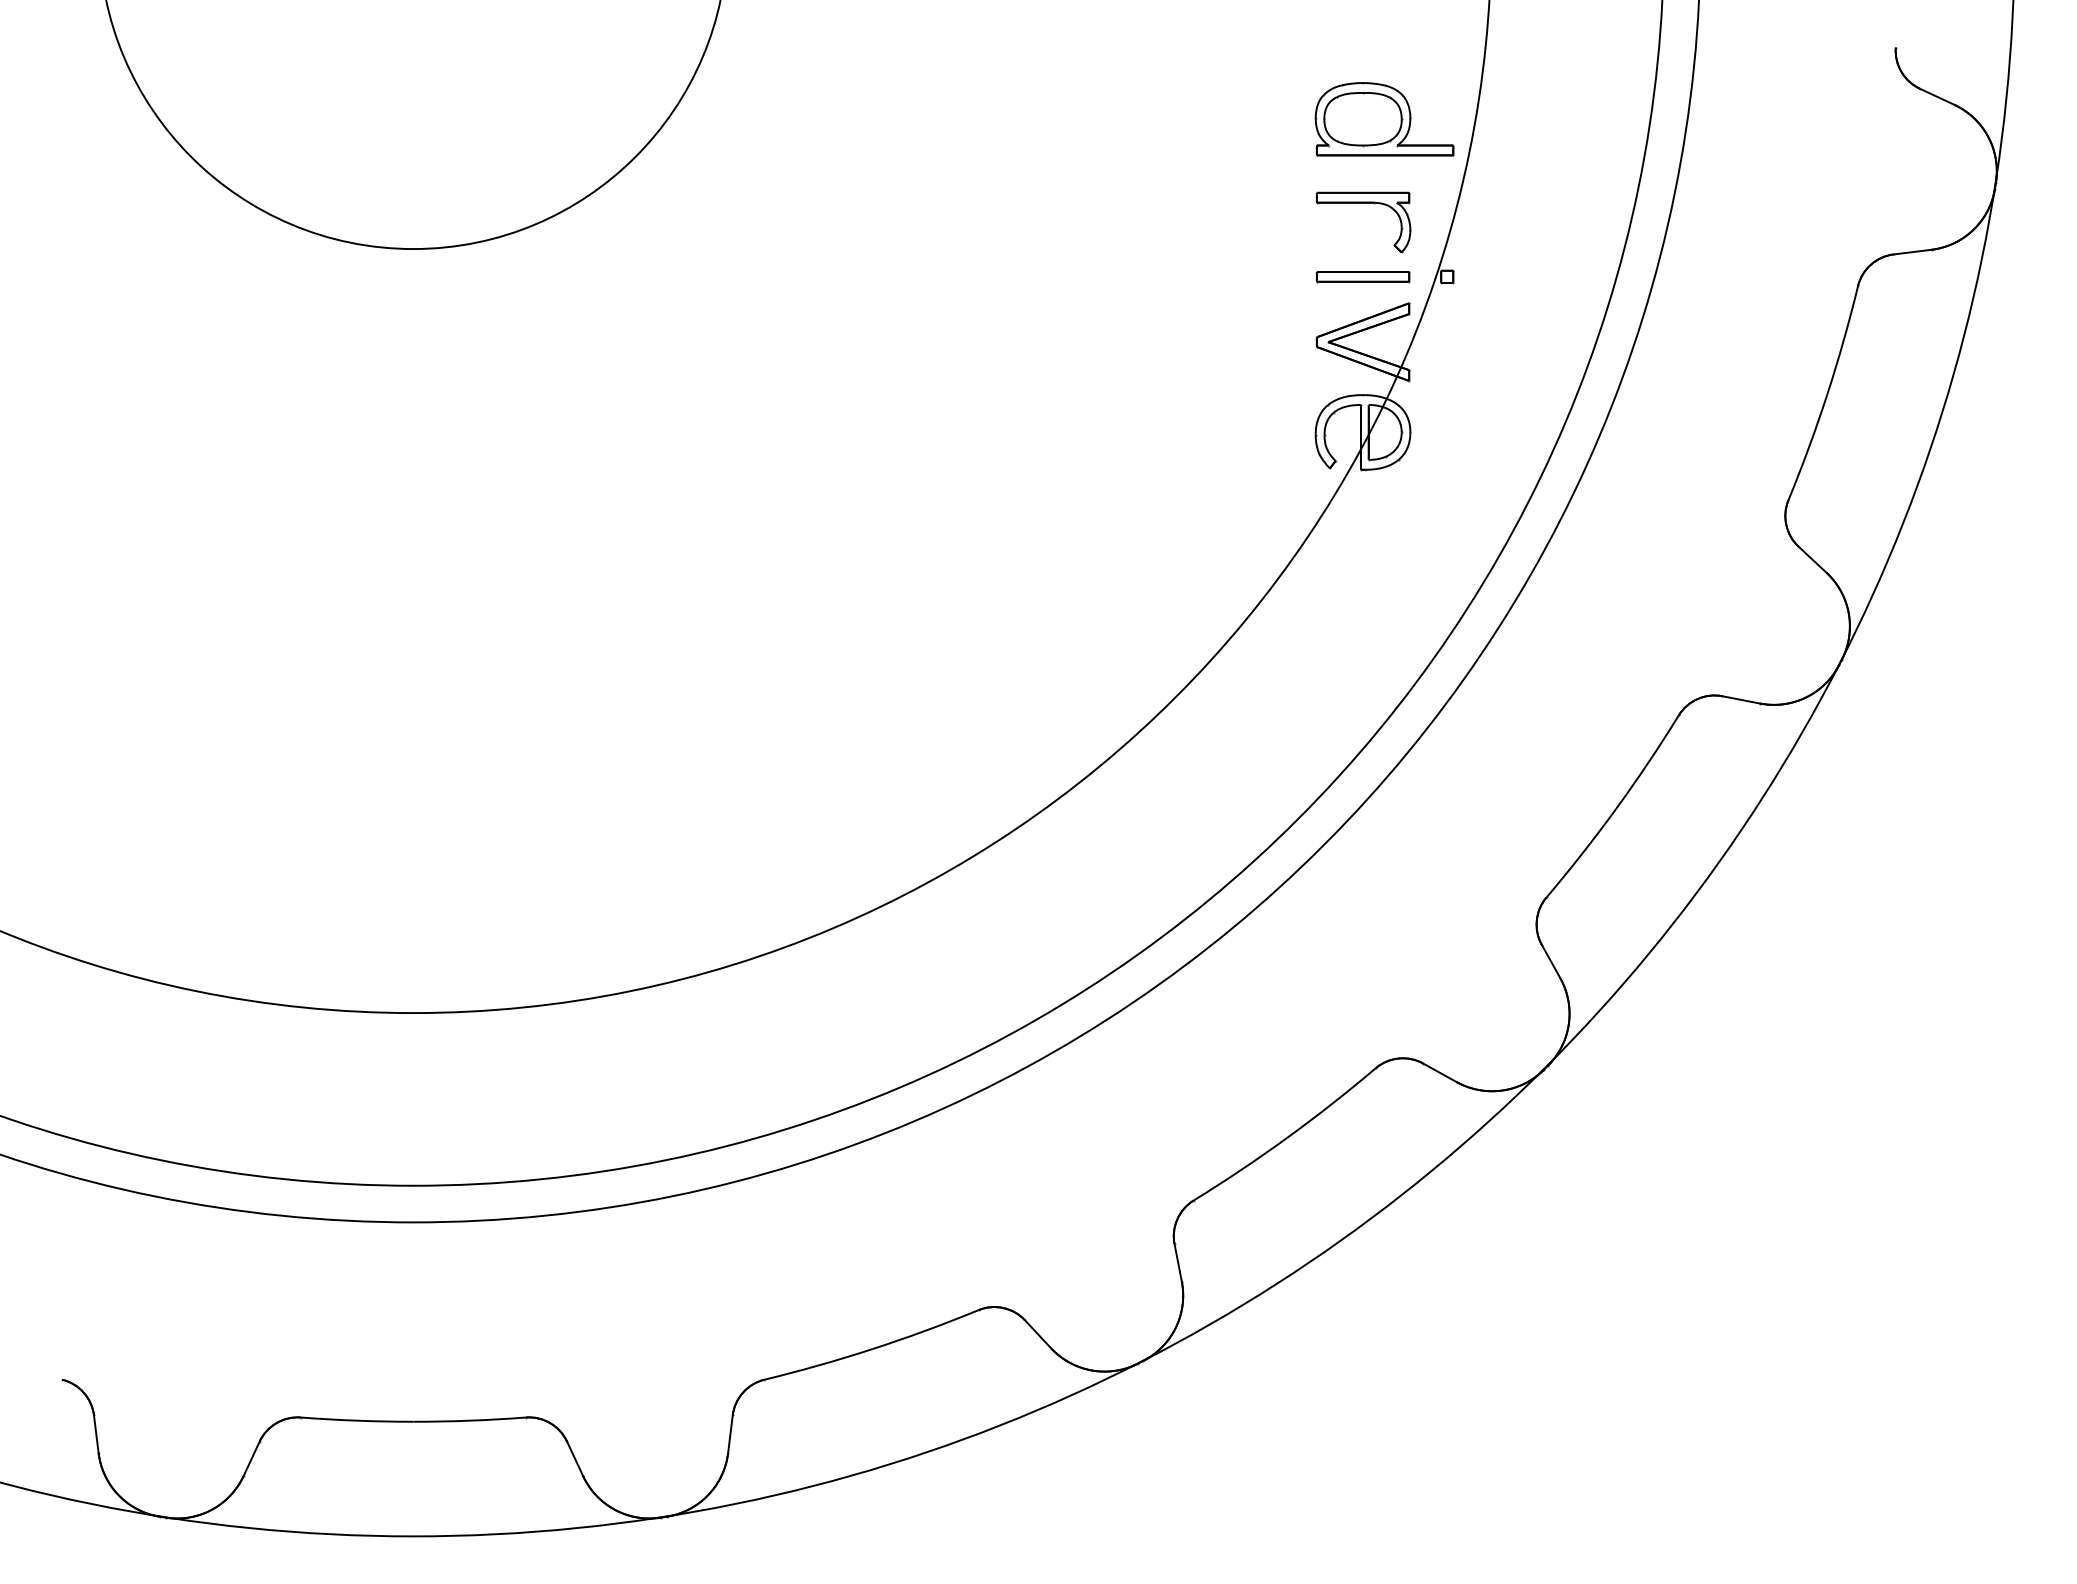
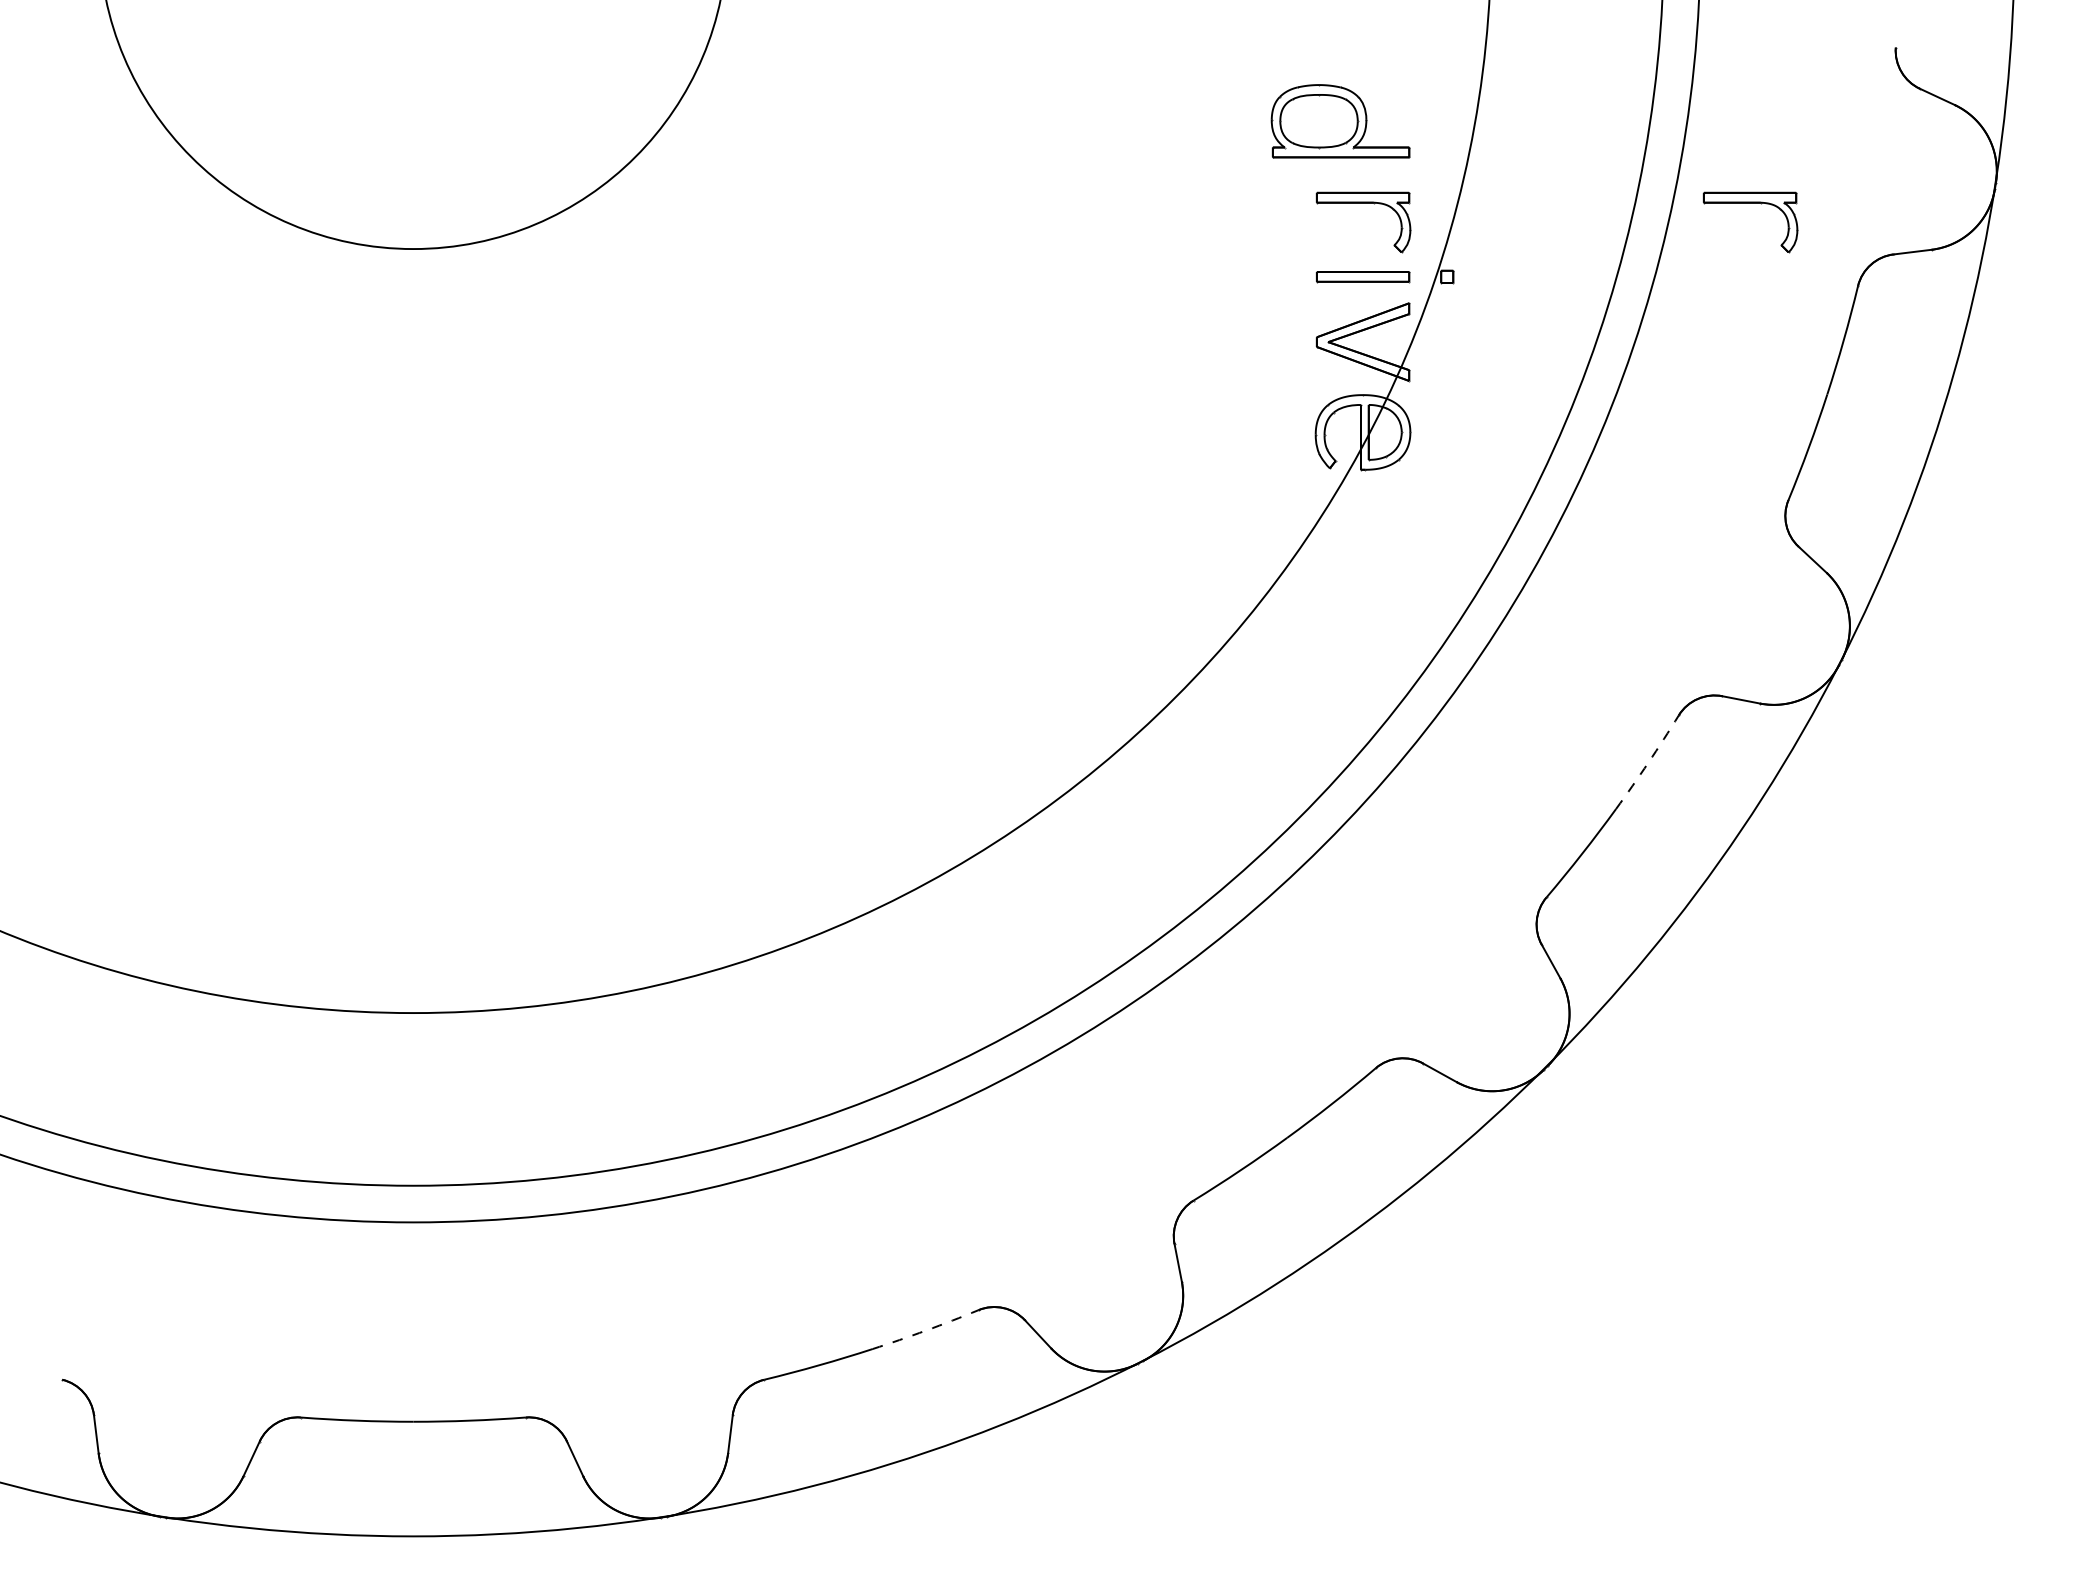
part position: (1384, 119) -> (1340, 121) (1340, 121)
part: none -> present (1750, 203)
arc: solid -> dashed (1648, 762)
arc: solid -> dashed (926, 1330)
